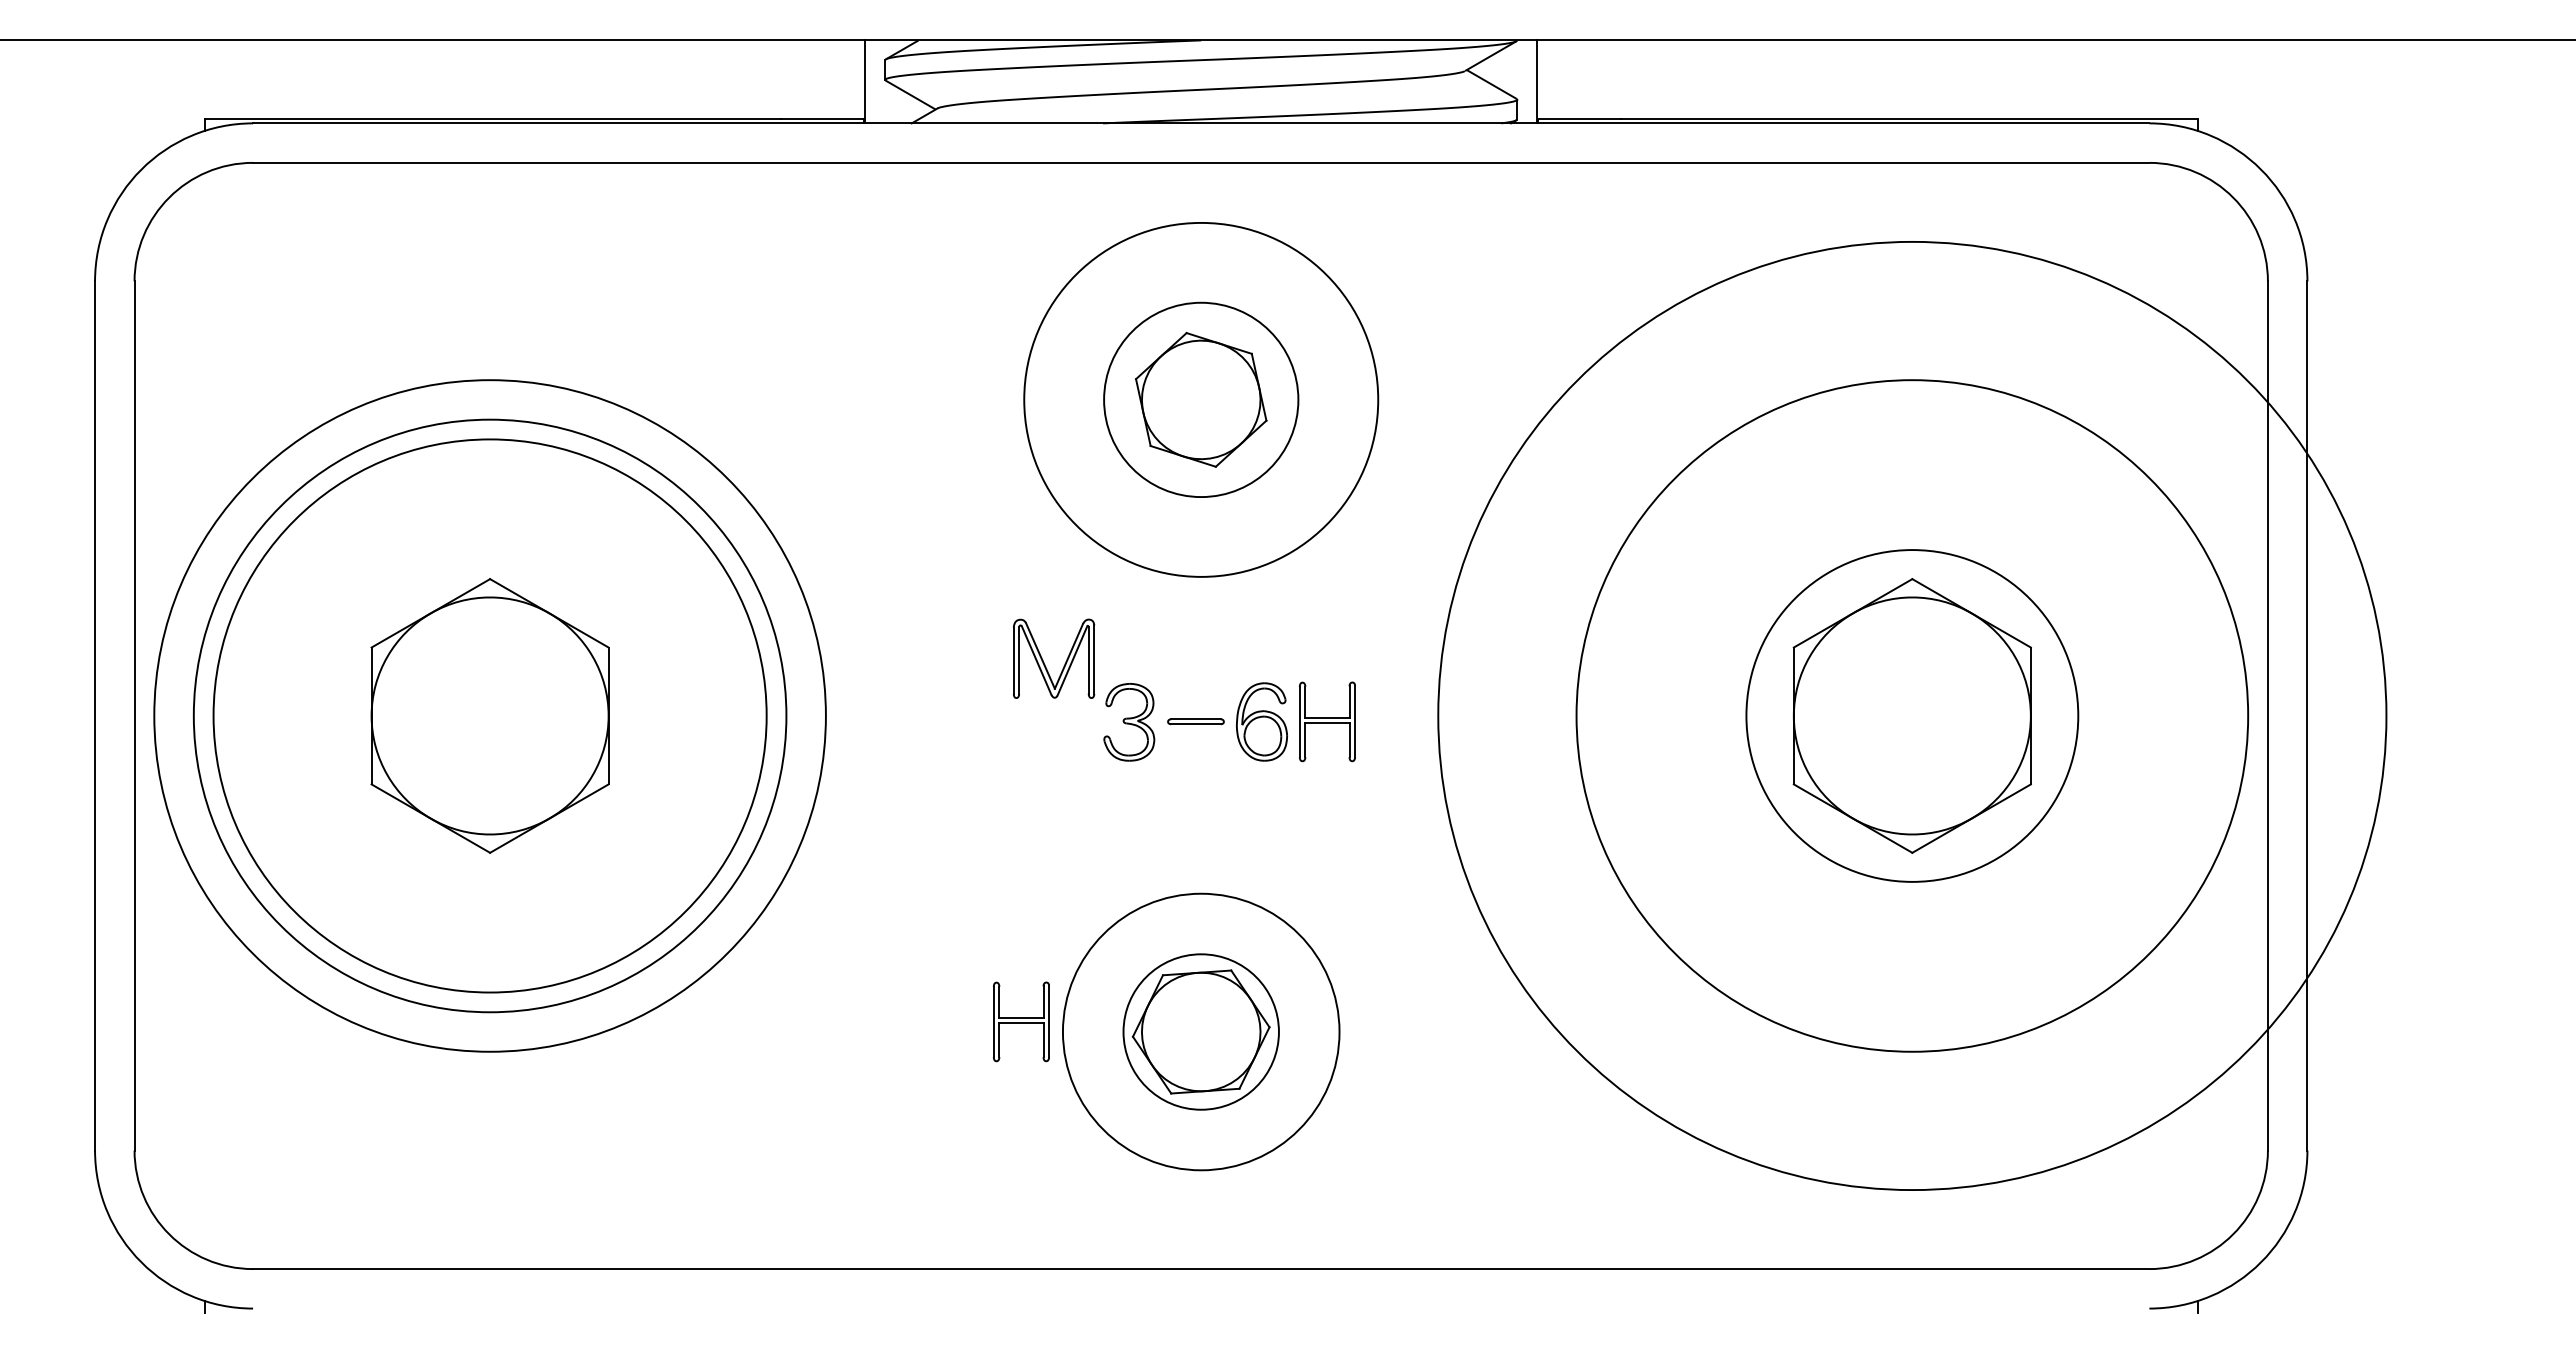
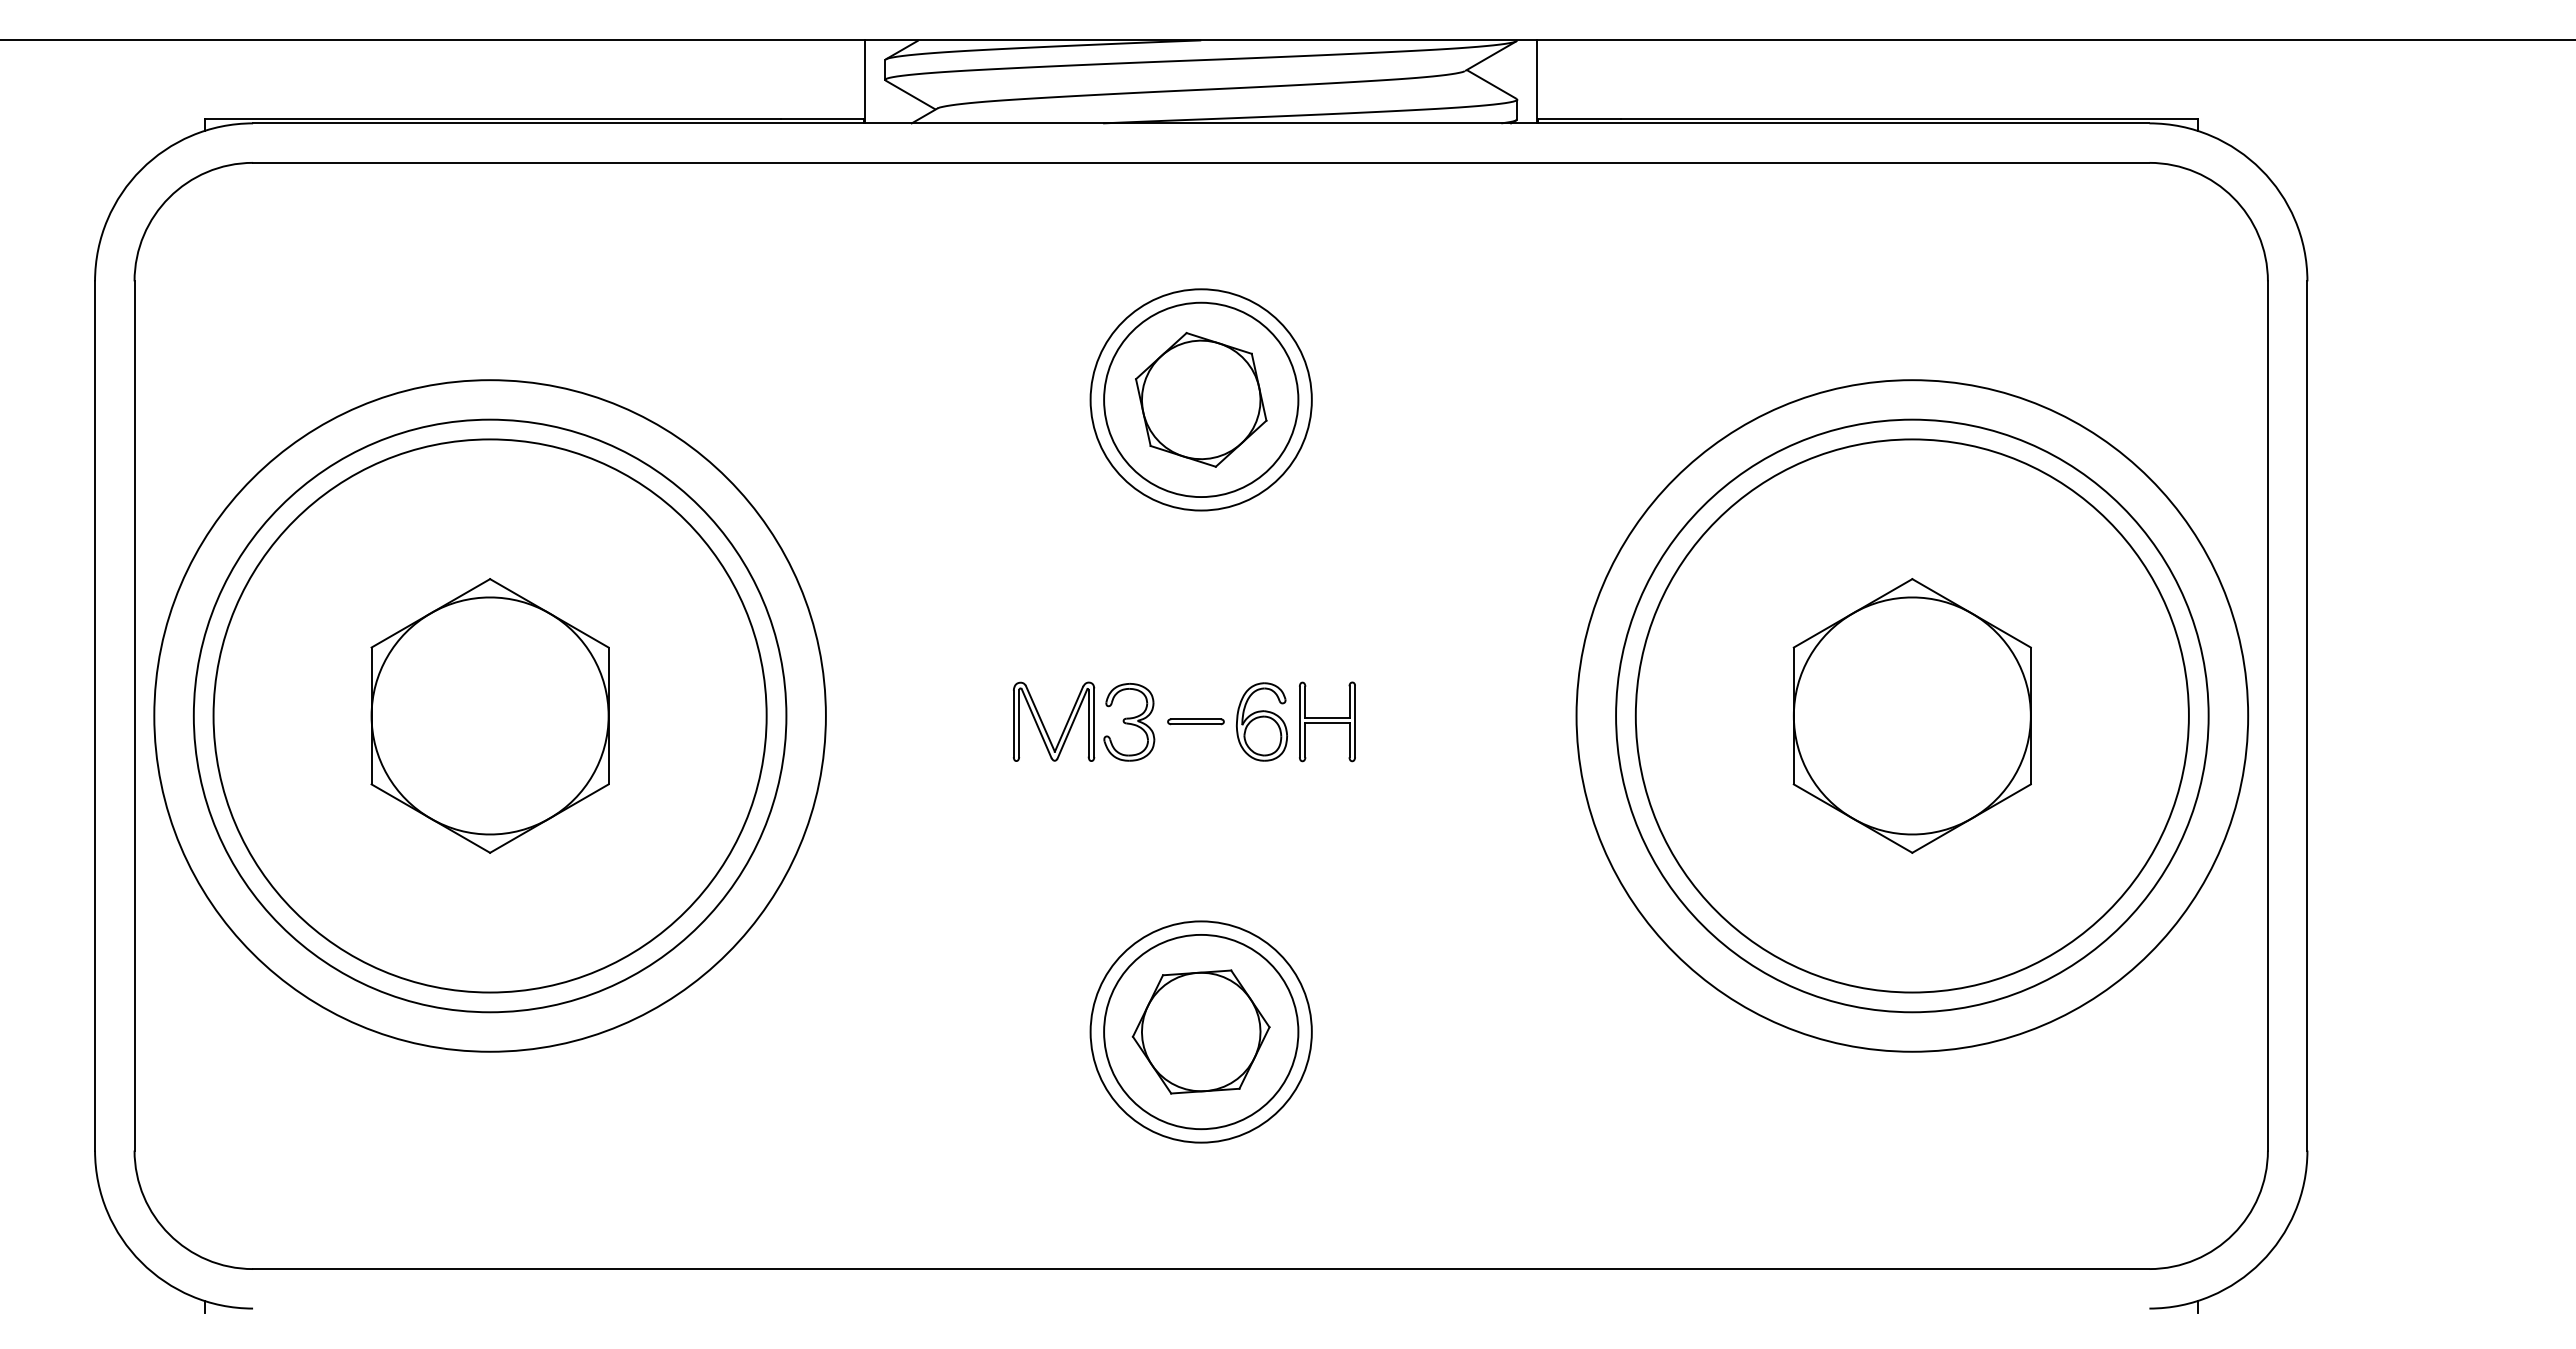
circle diameter: 354 px -> 221 px (1200, 399)
part position: (1044, 662) -> (1044, 725) (1044, 725)
circle diameter: 332 px -> 553 px (1911, 715)
circle diameter: 948 px -> 593 px (1912, 715)
part: present -> none (1021, 1021)
circle diameter: 155 px -> 194 px (1201, 1031)
circle diameter: 277 px -> 221 px (1200, 1031)
